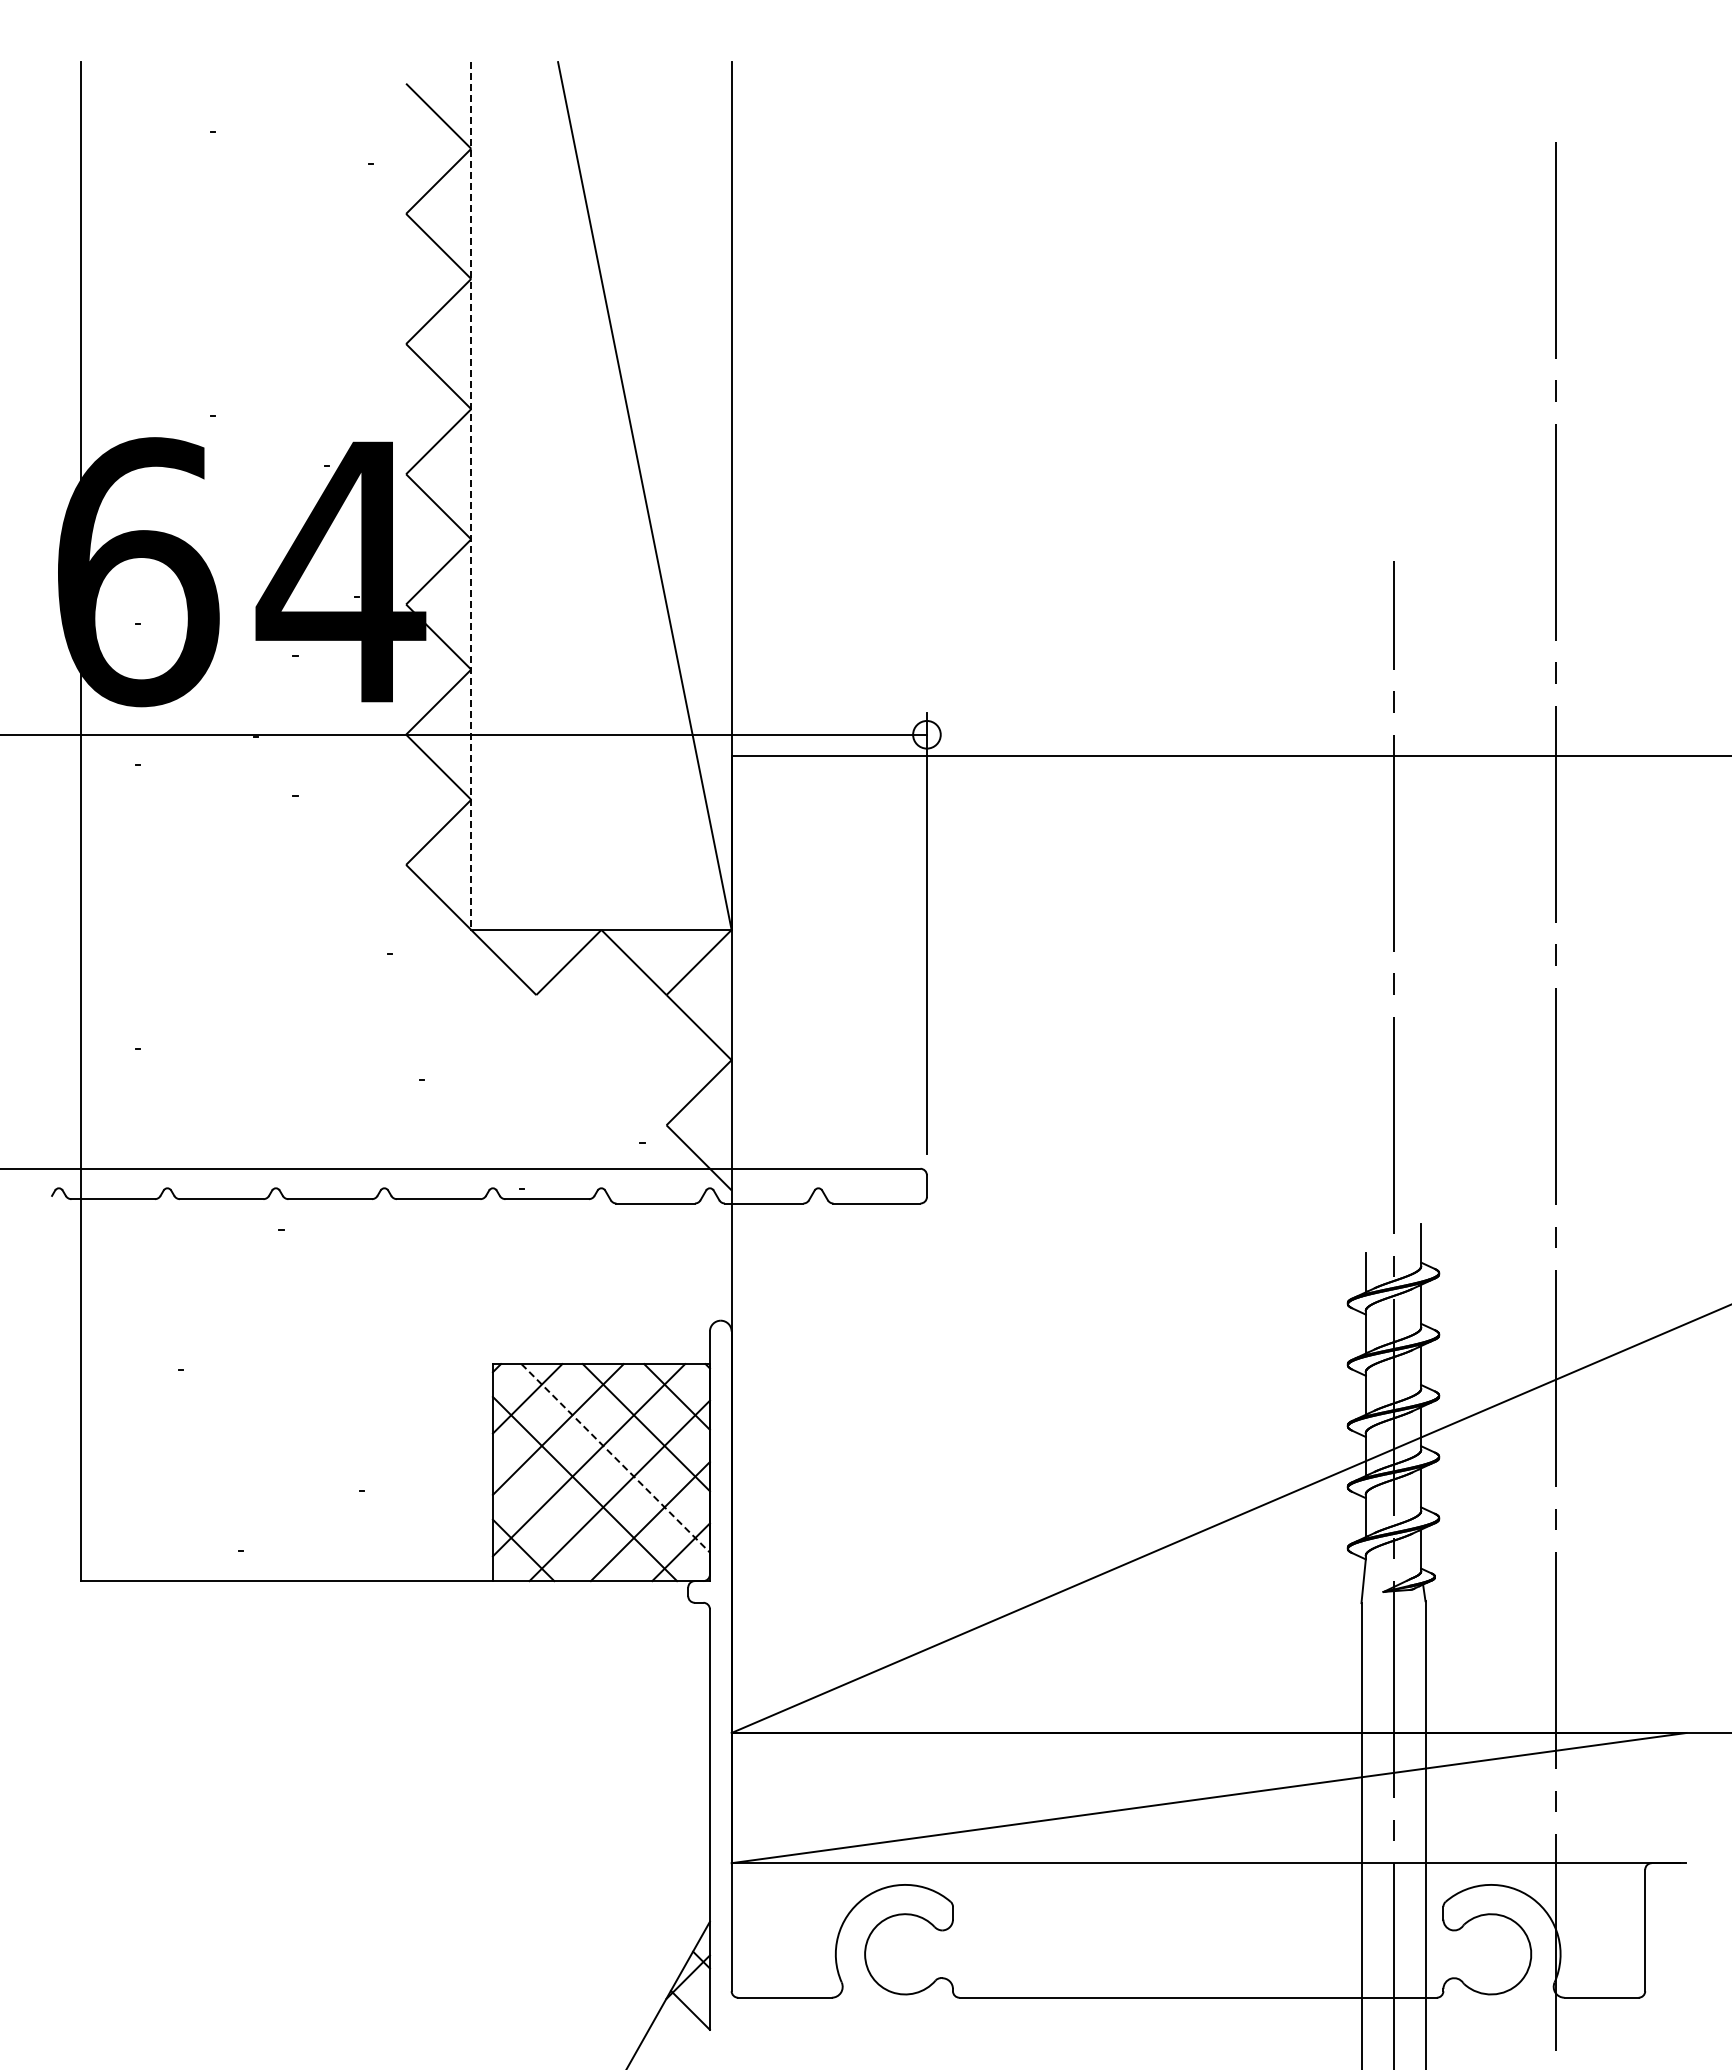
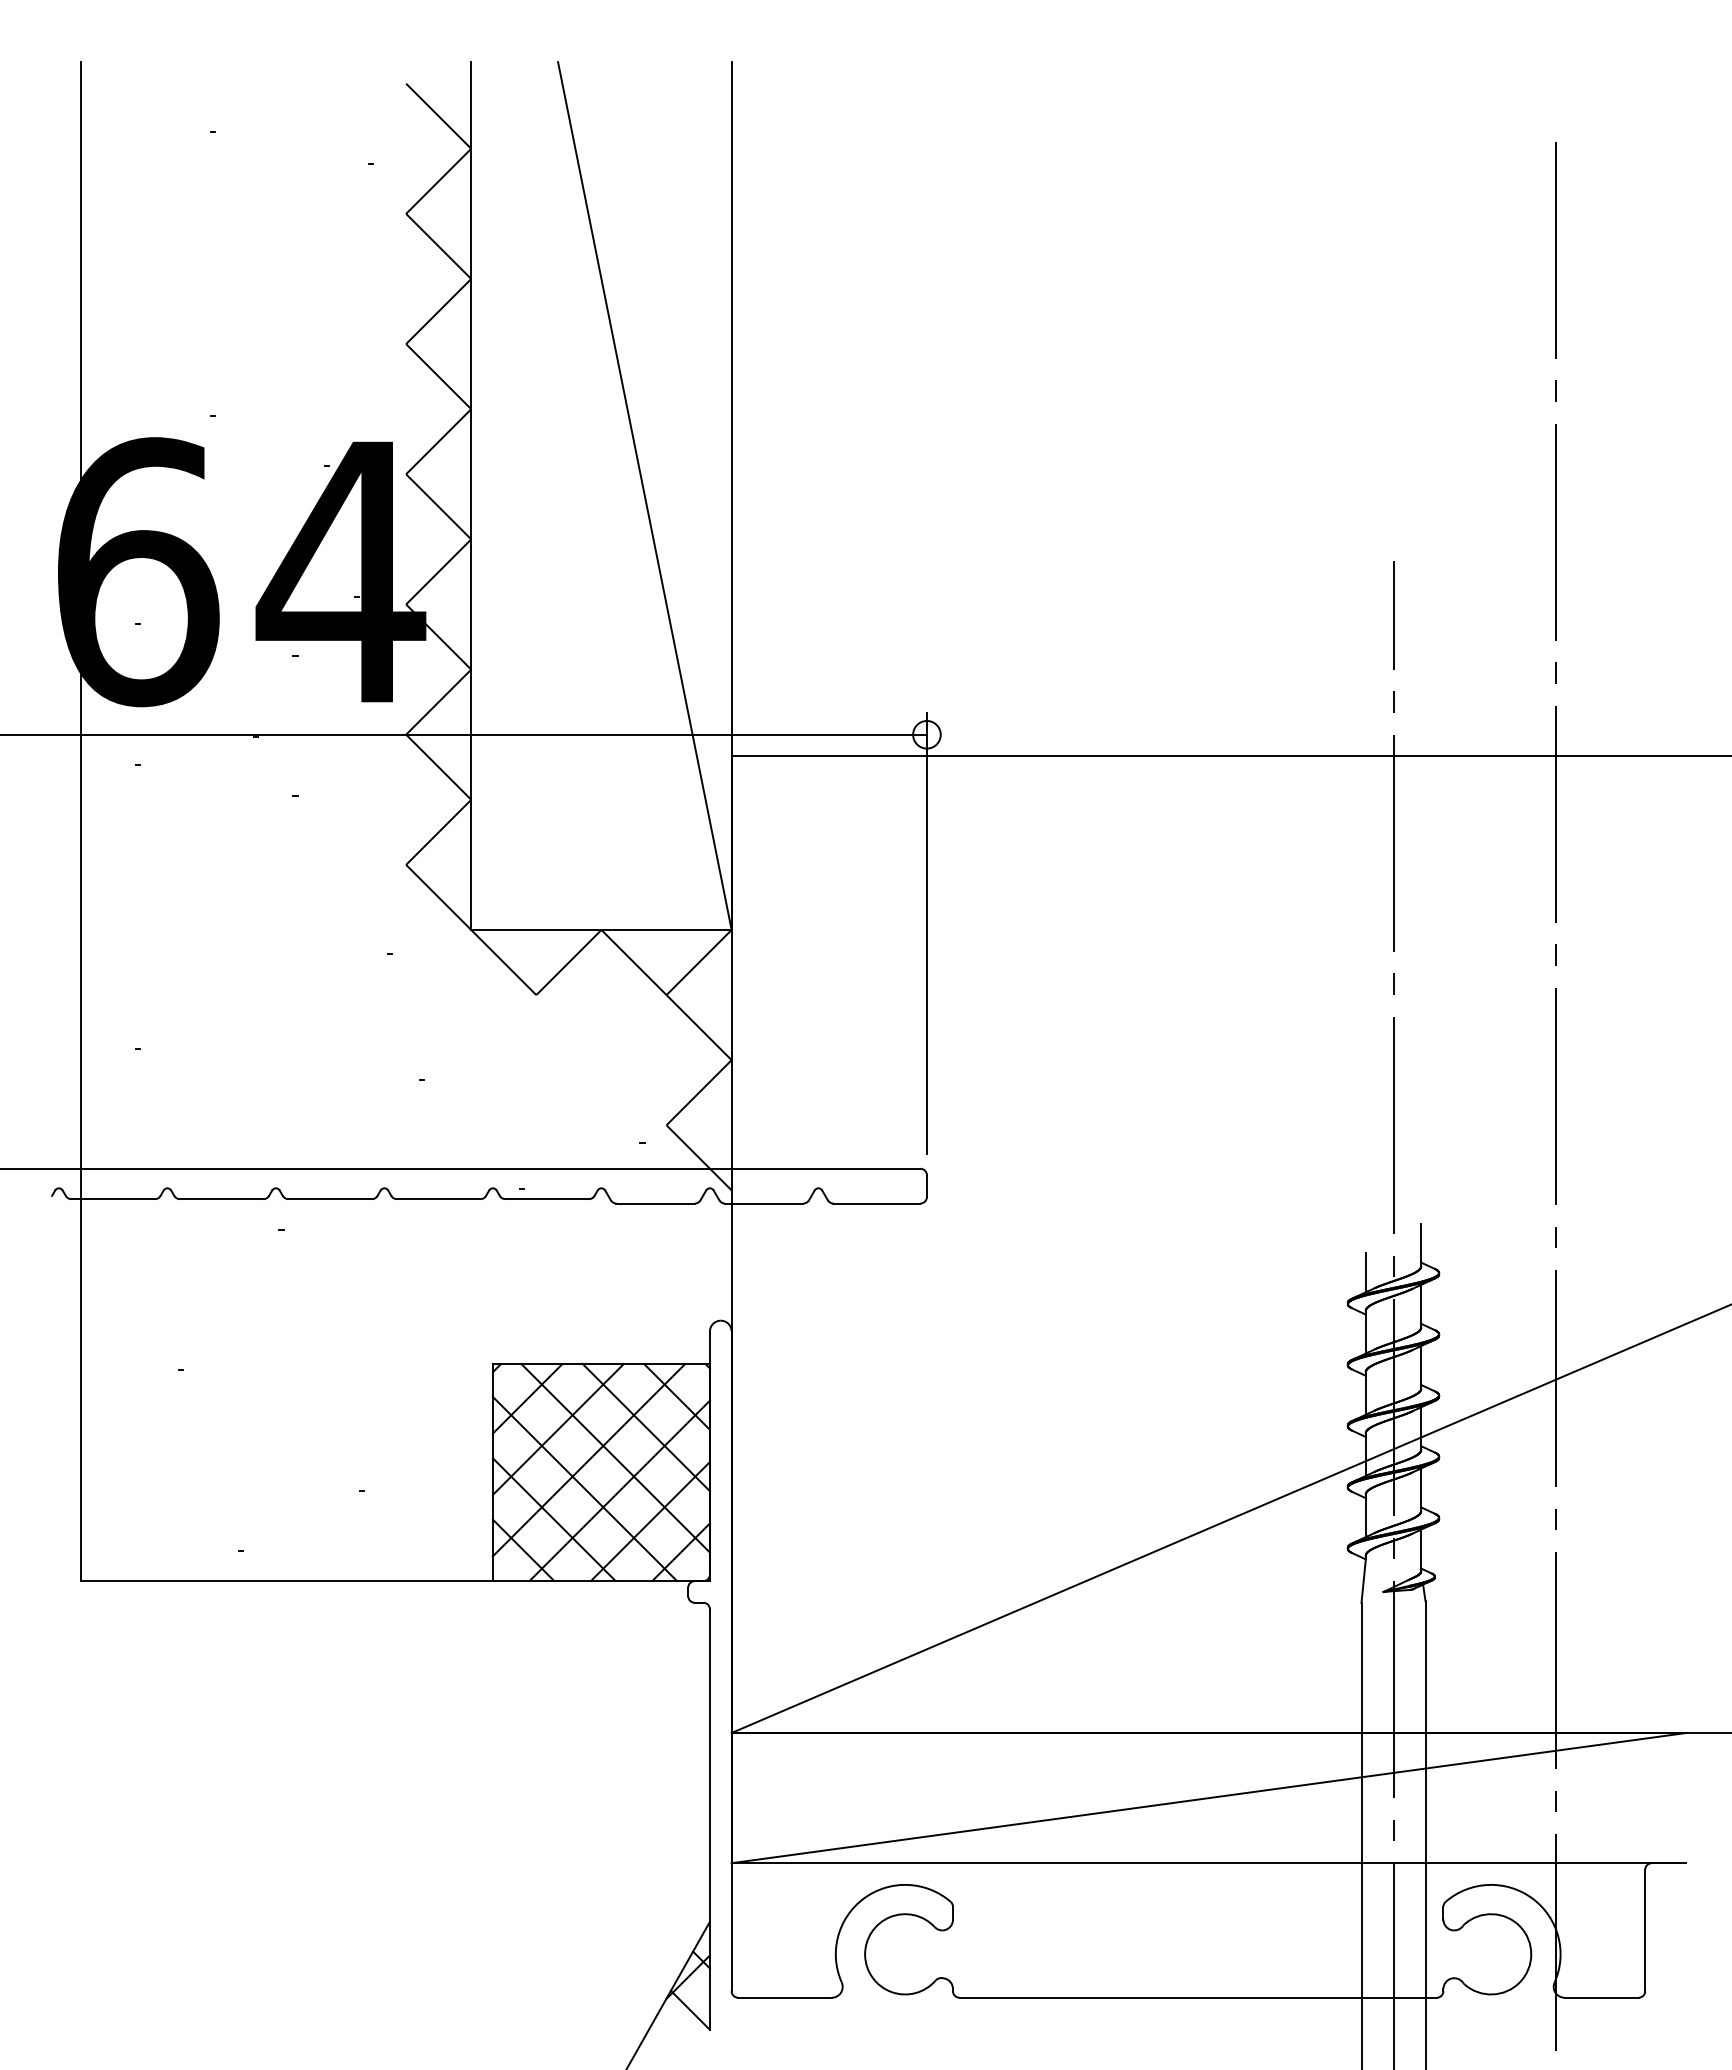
line: dashed -> solid (471, 496)
line: dashed -> solid (616, 1458)
line: none -> present (553, 1519)
